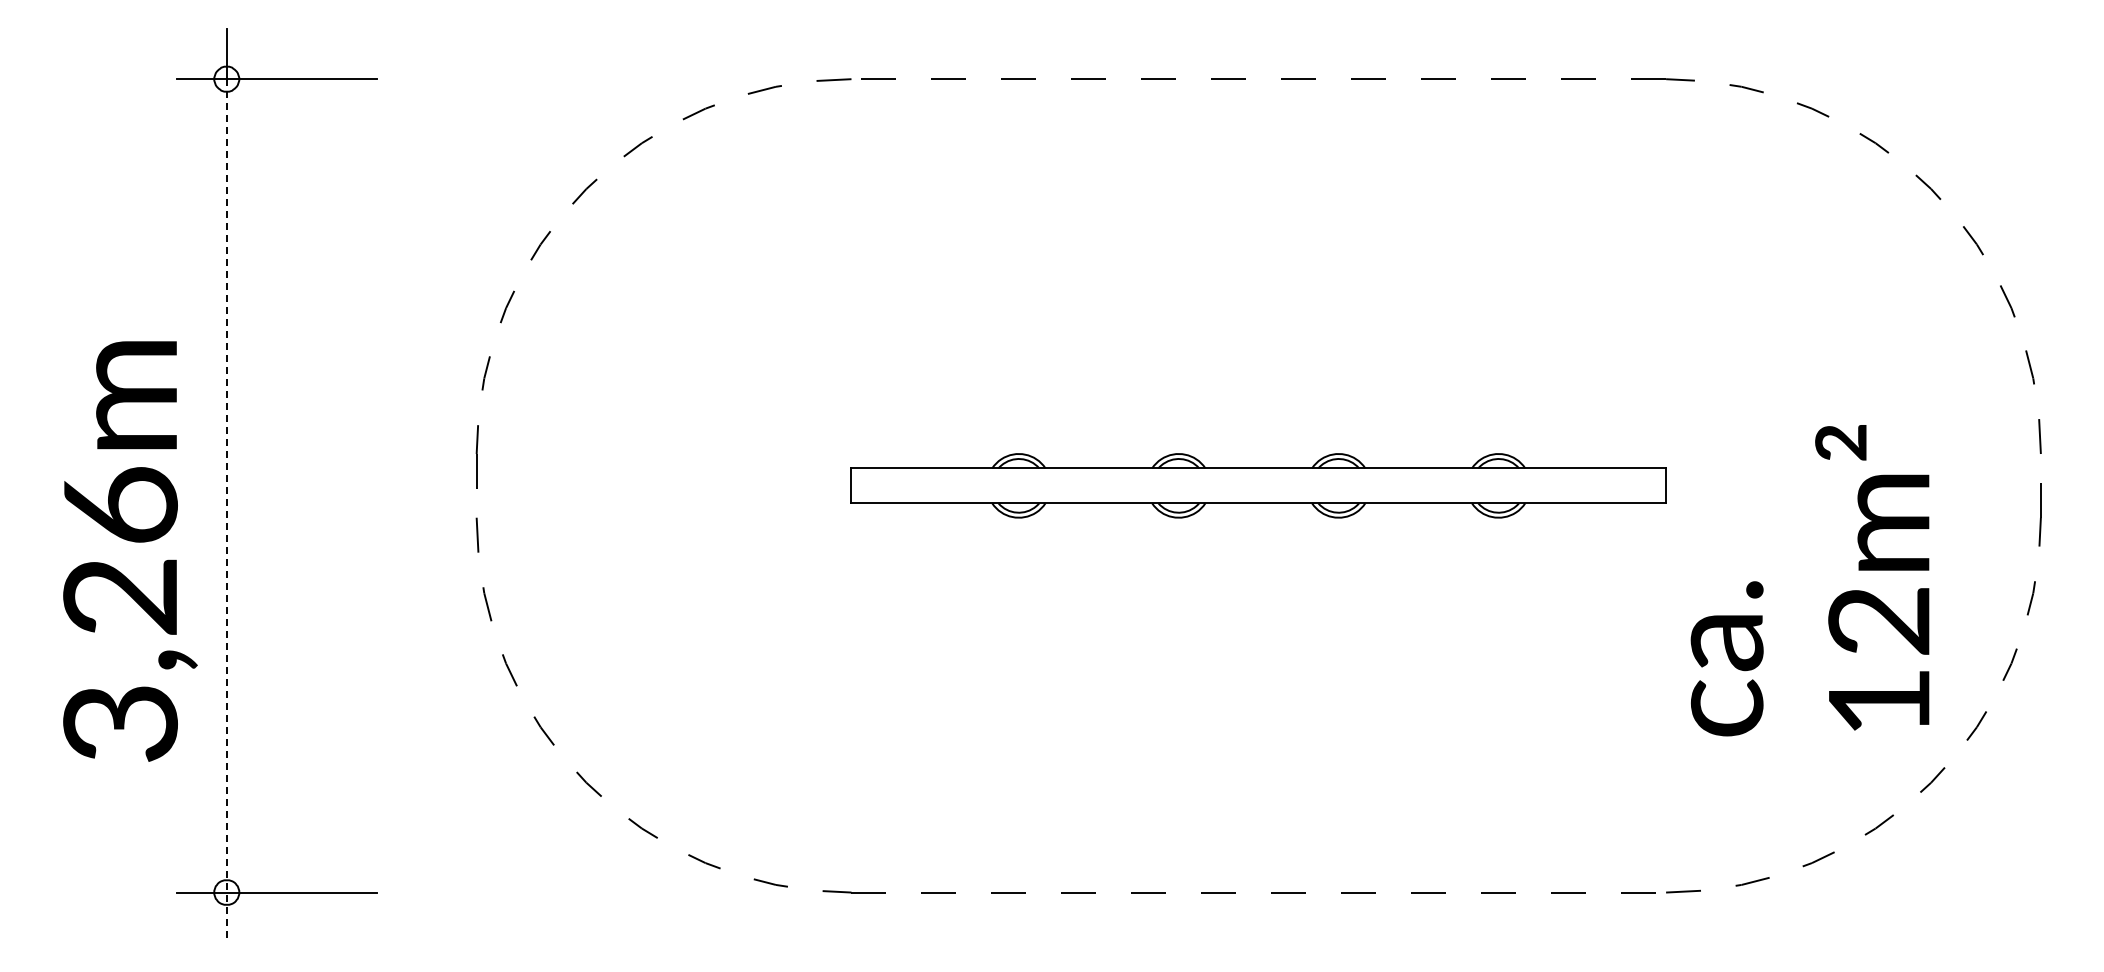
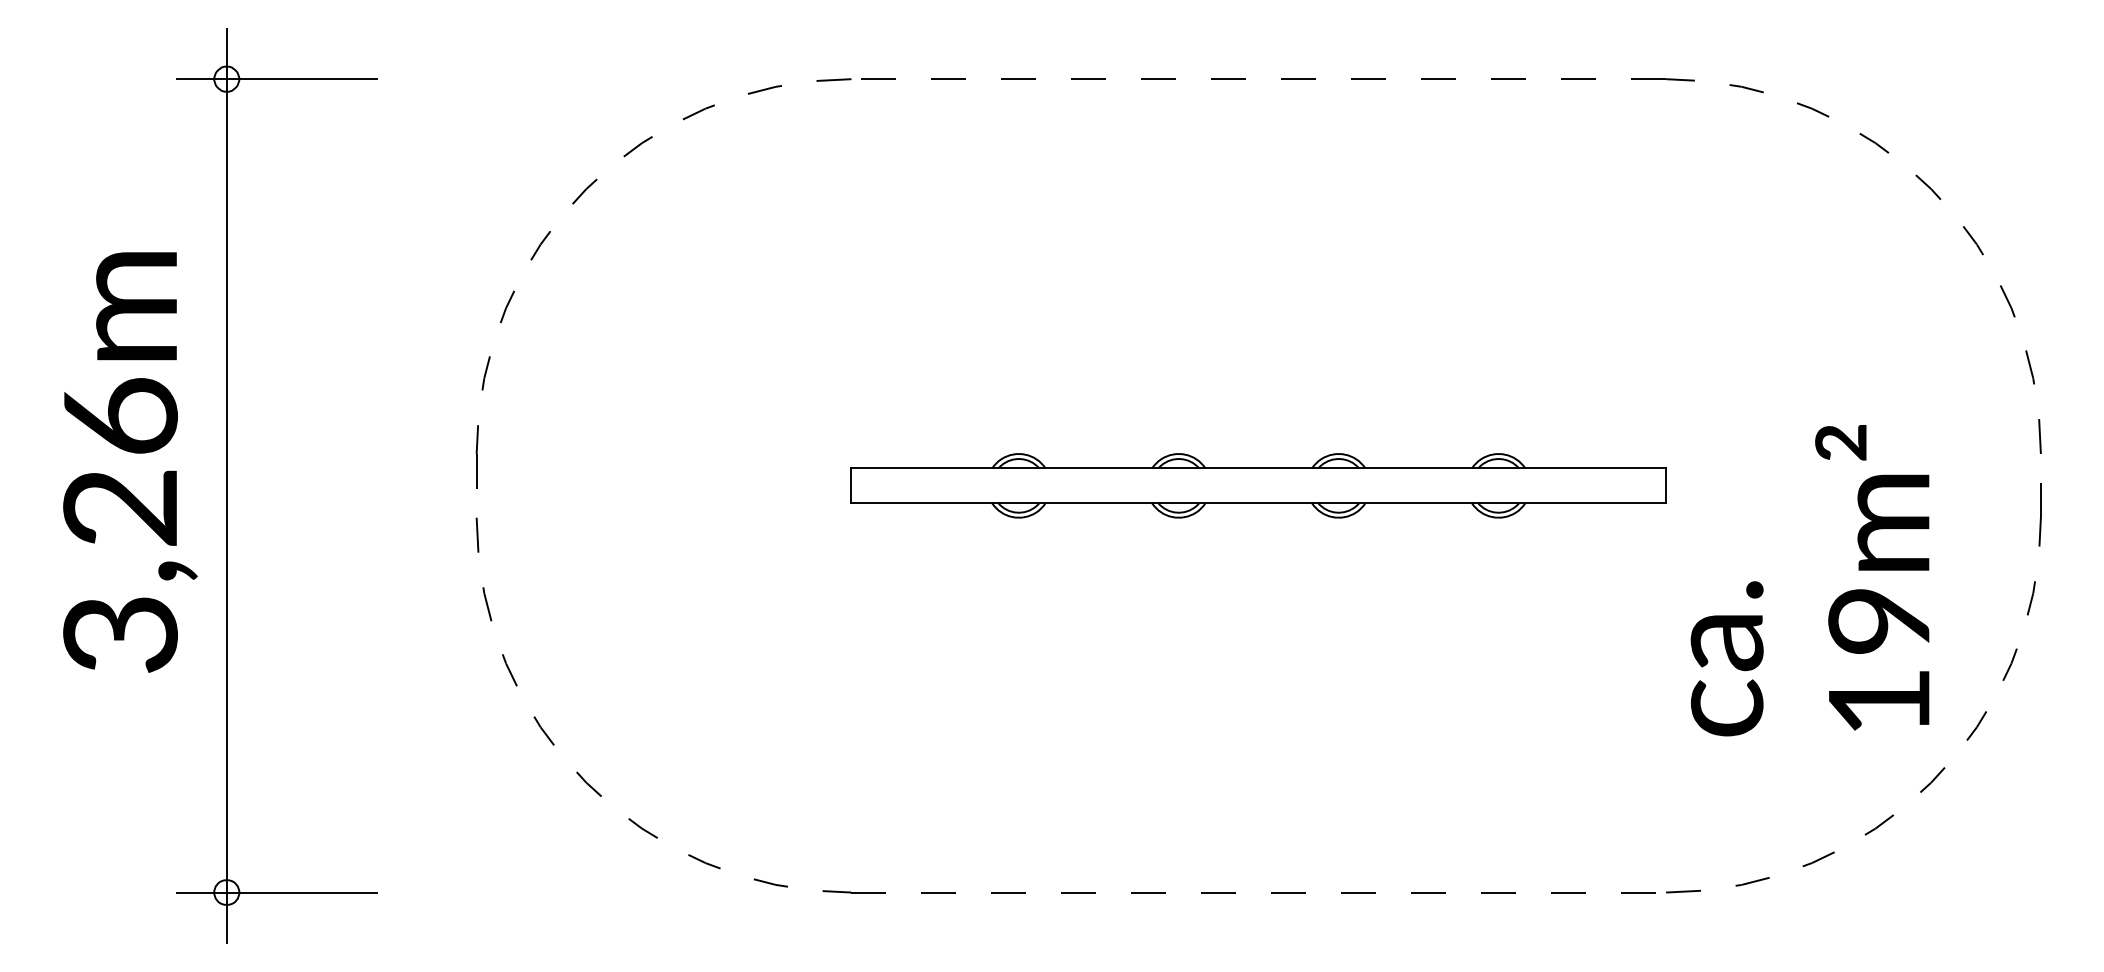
line: dashed -> solid (226, 510)
text position: (130, 551) -> (130, 462) (130, 462)
text: 12m² -> 19m² (1878, 621)
